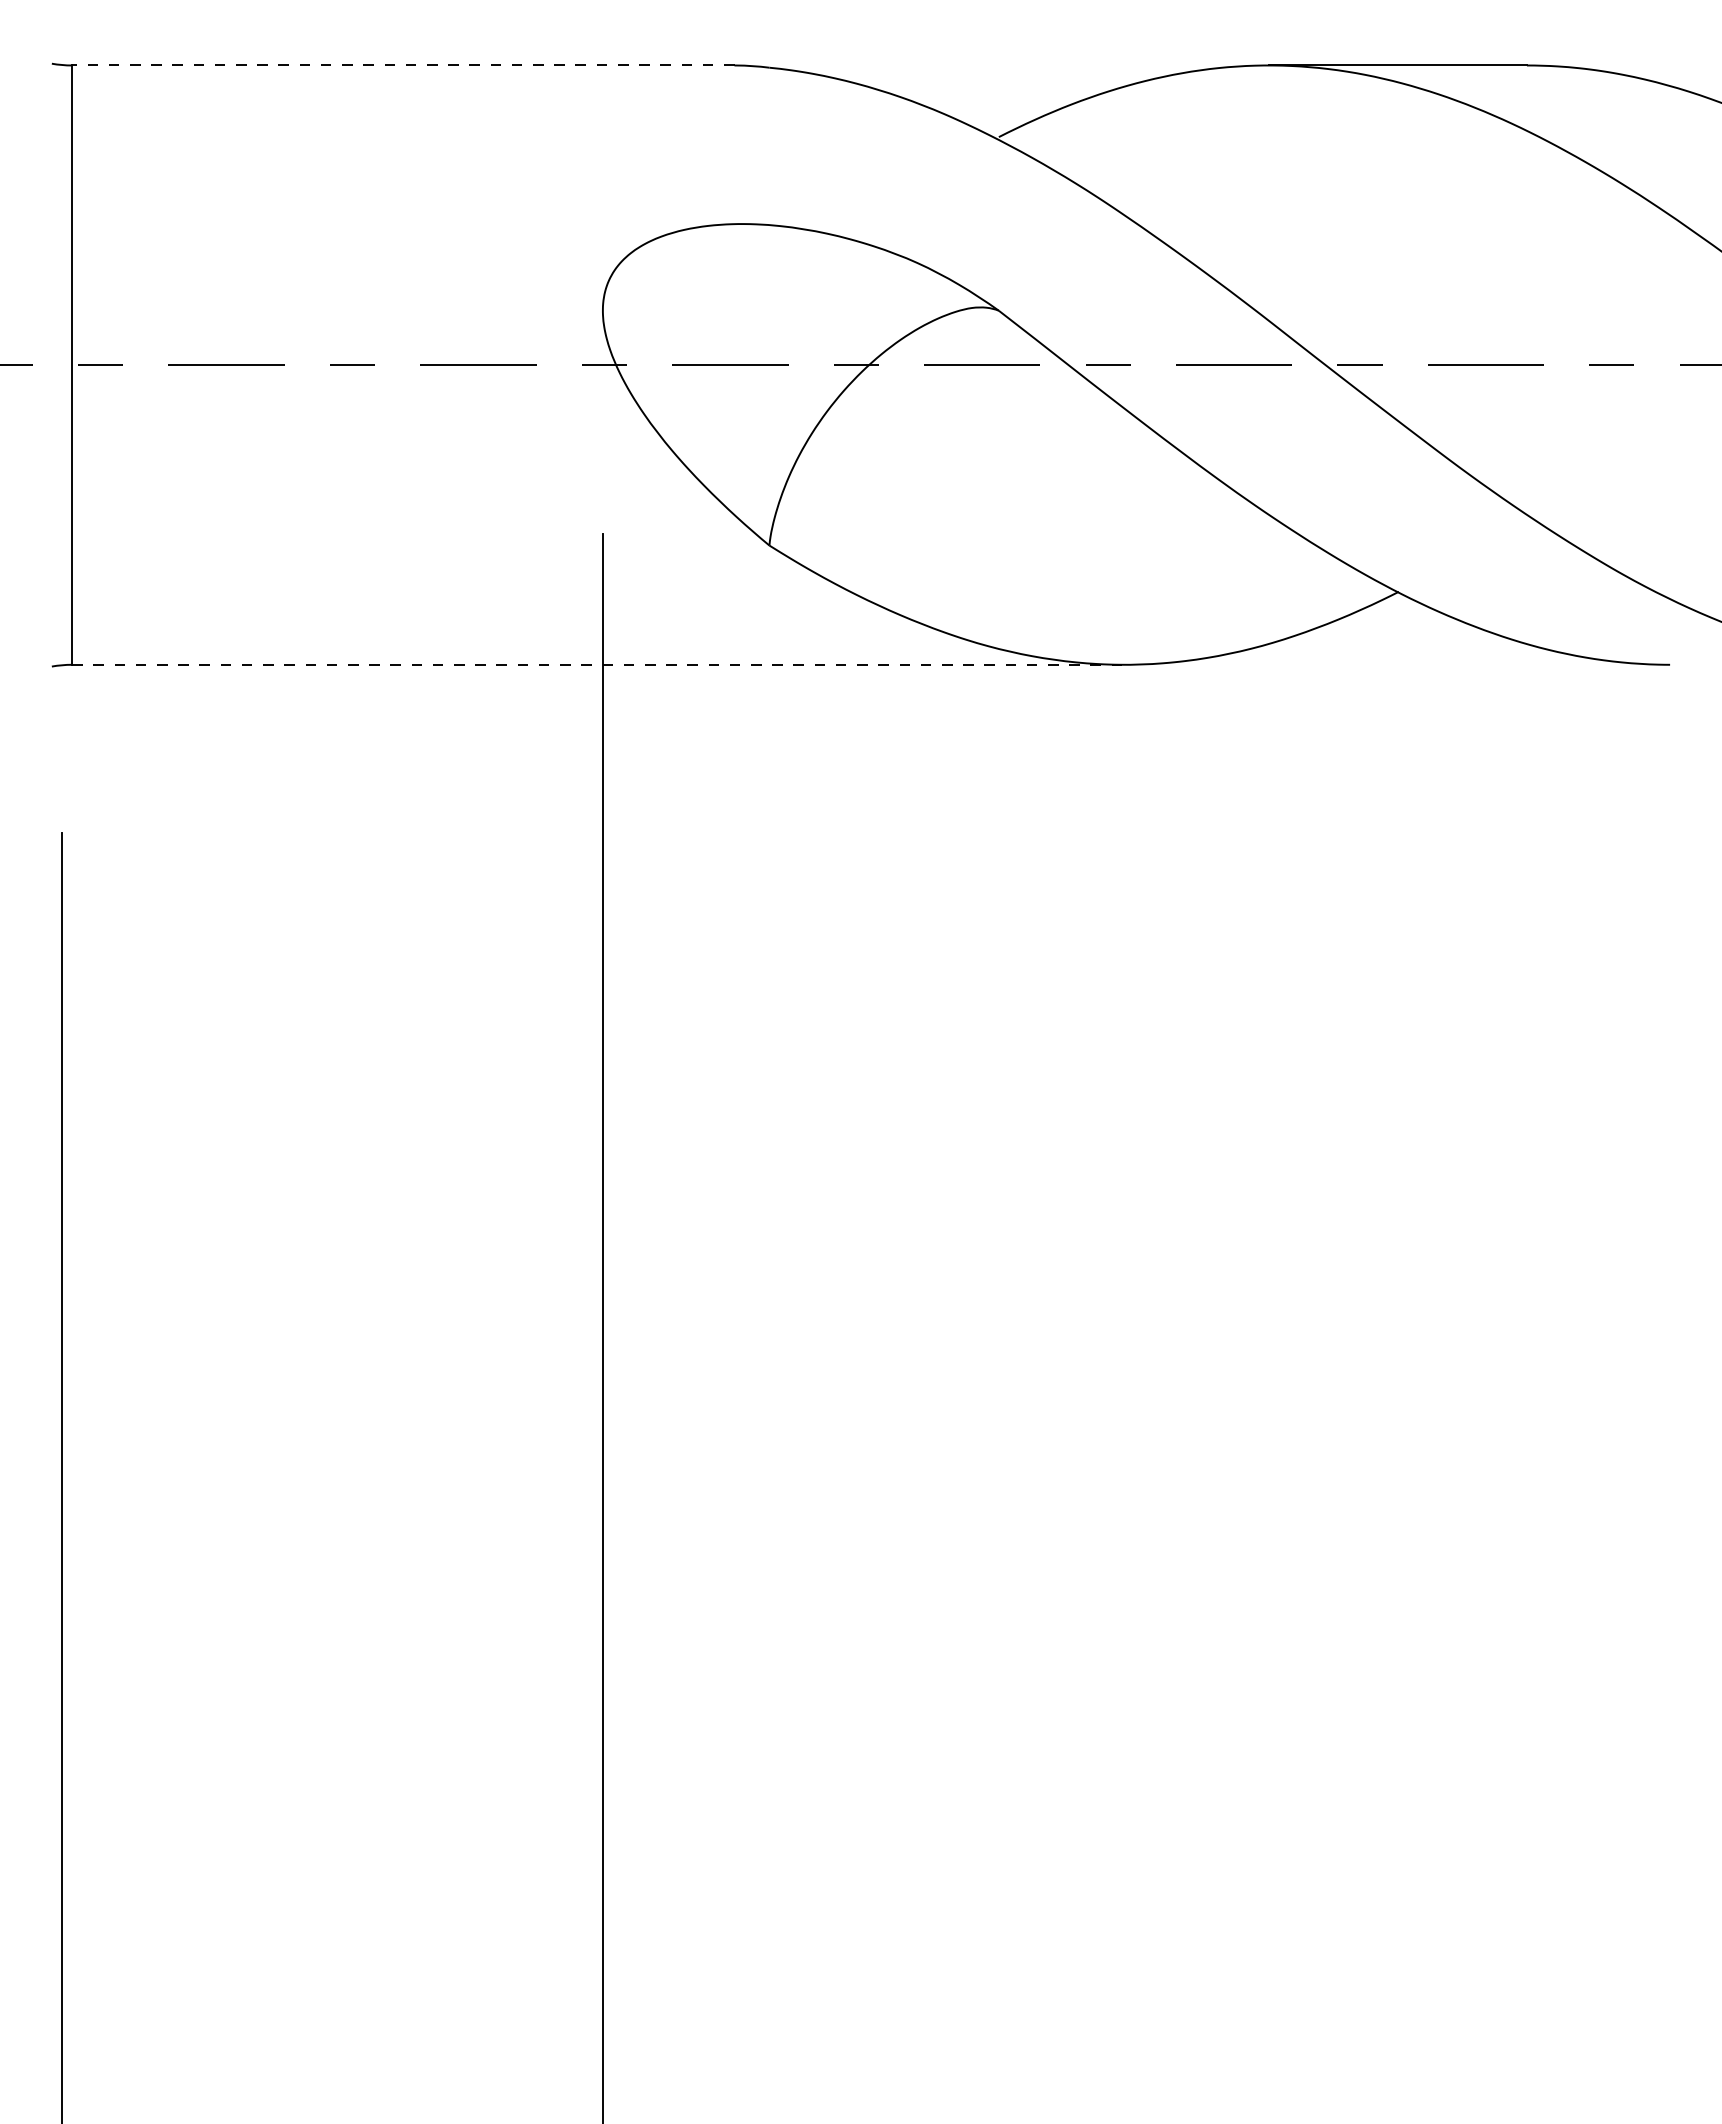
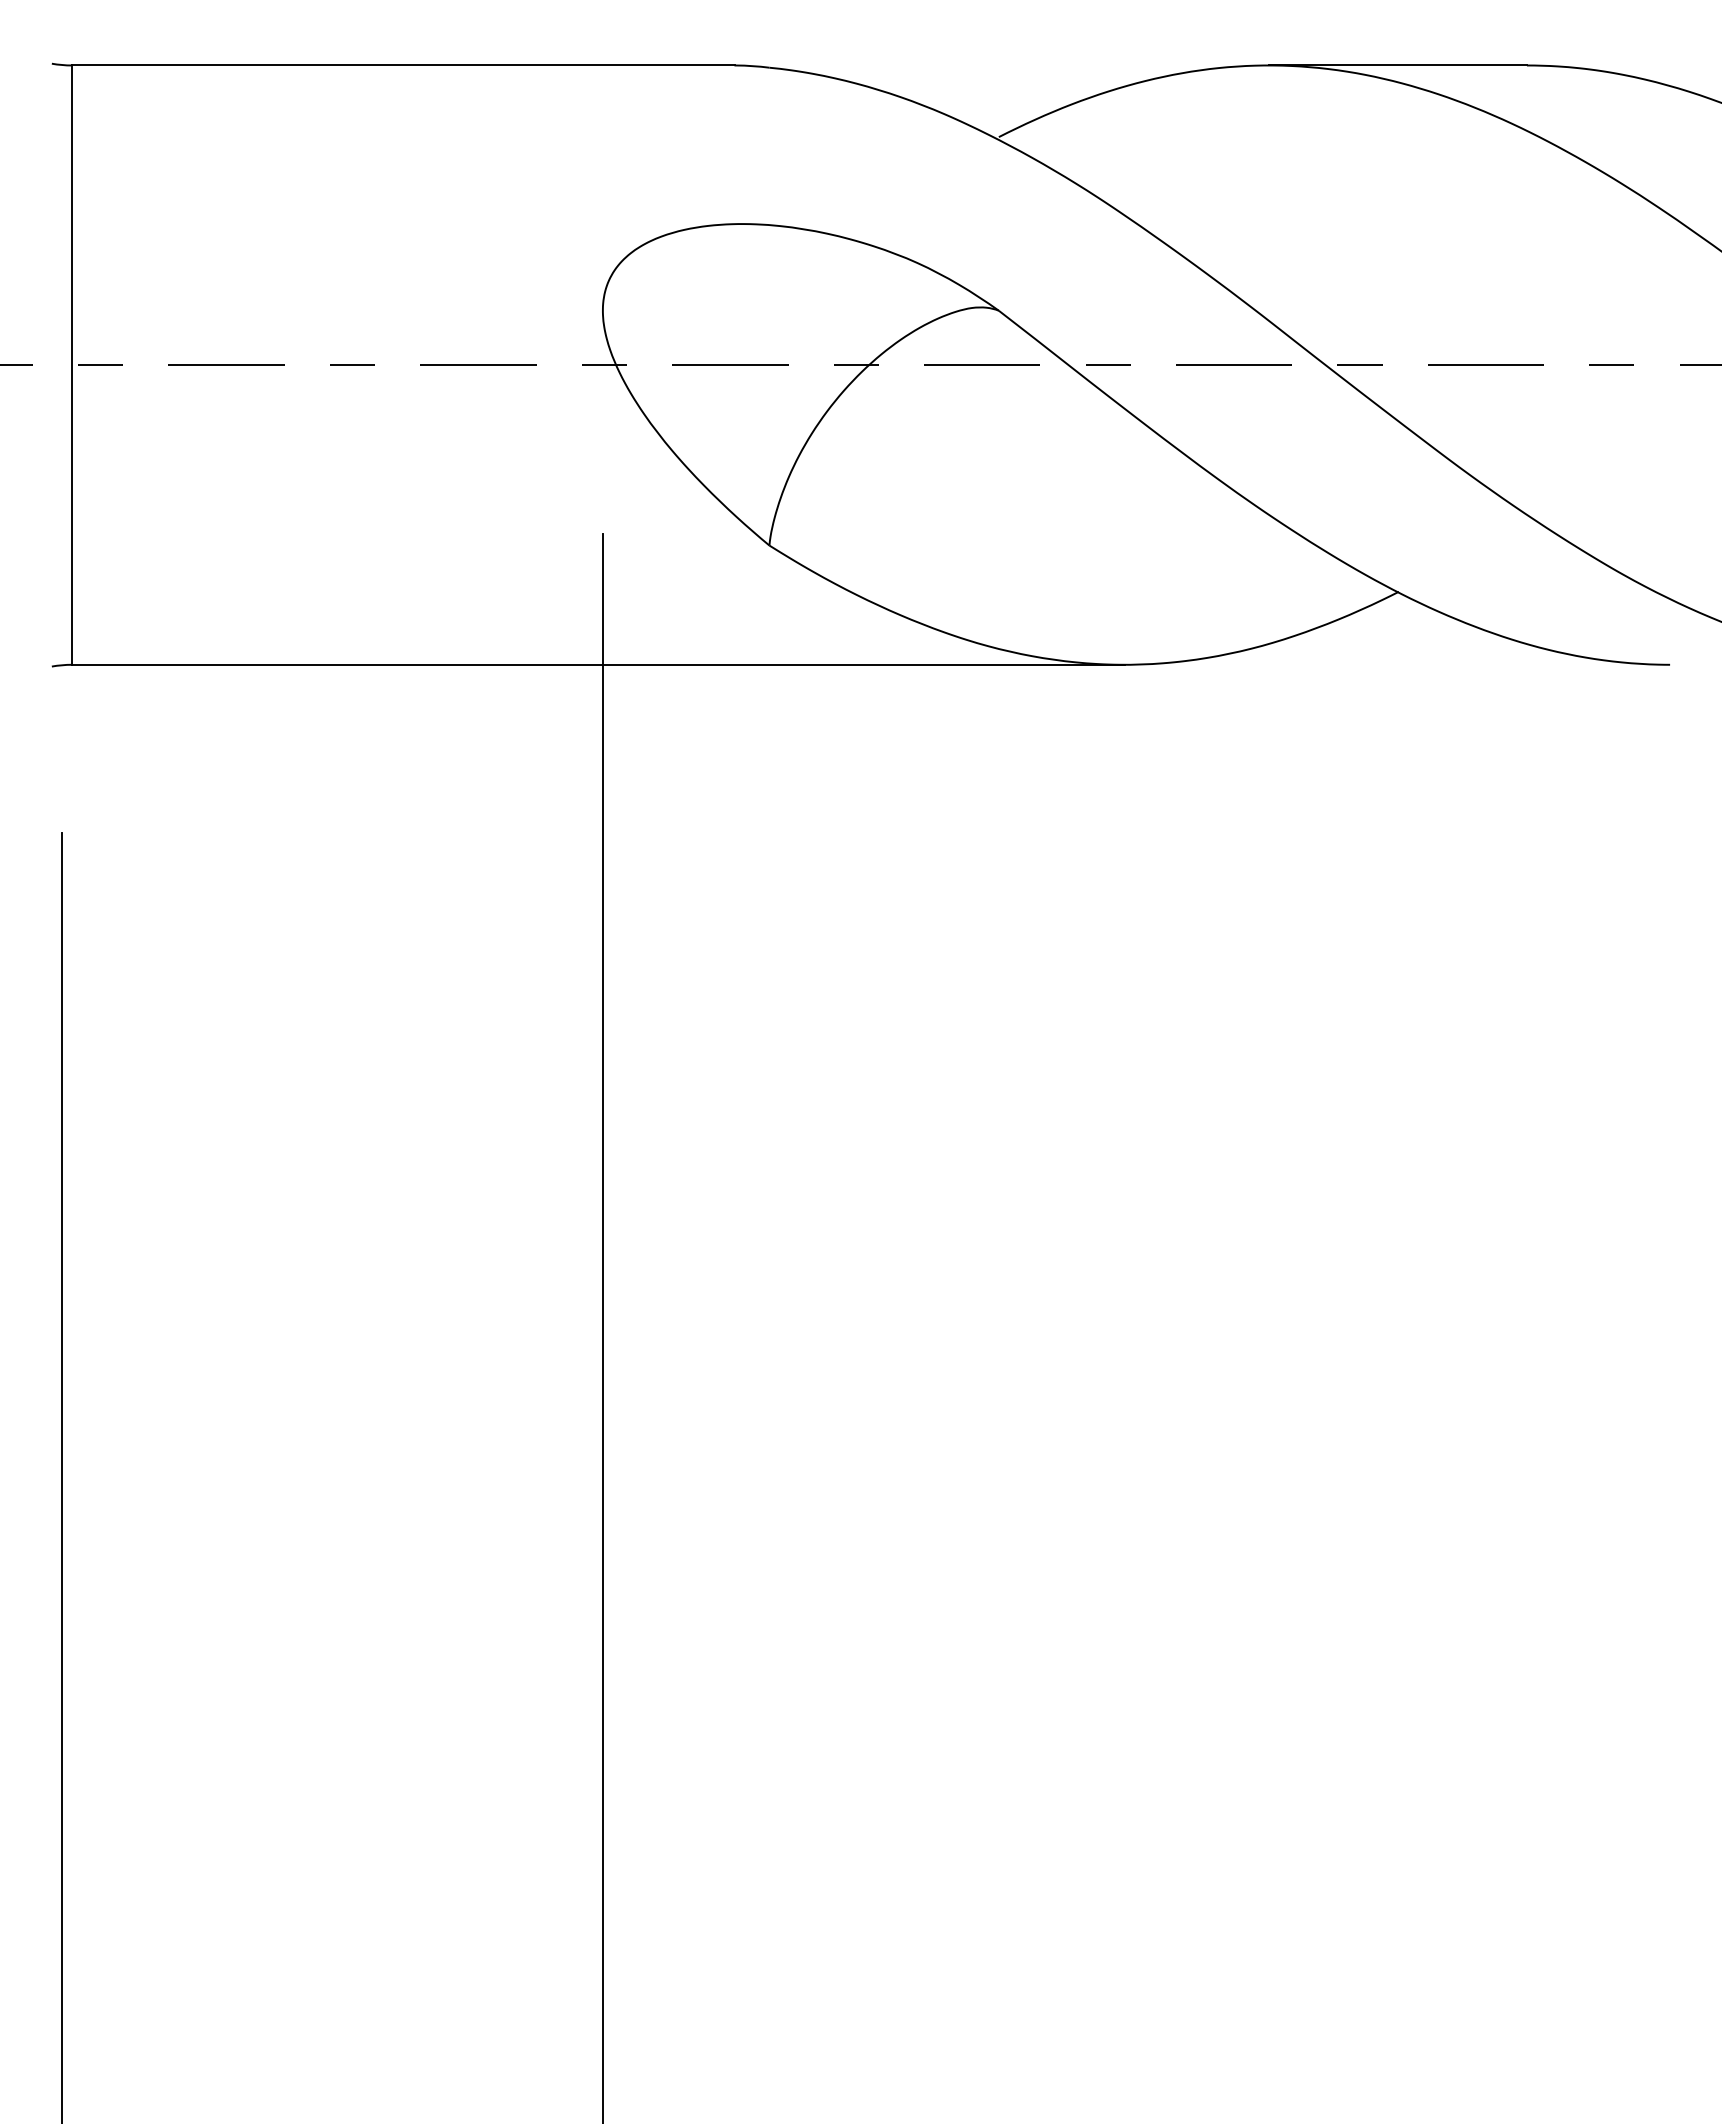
line: dashed -> solid (402, 65)
line: dashed -> solid (598, 664)
